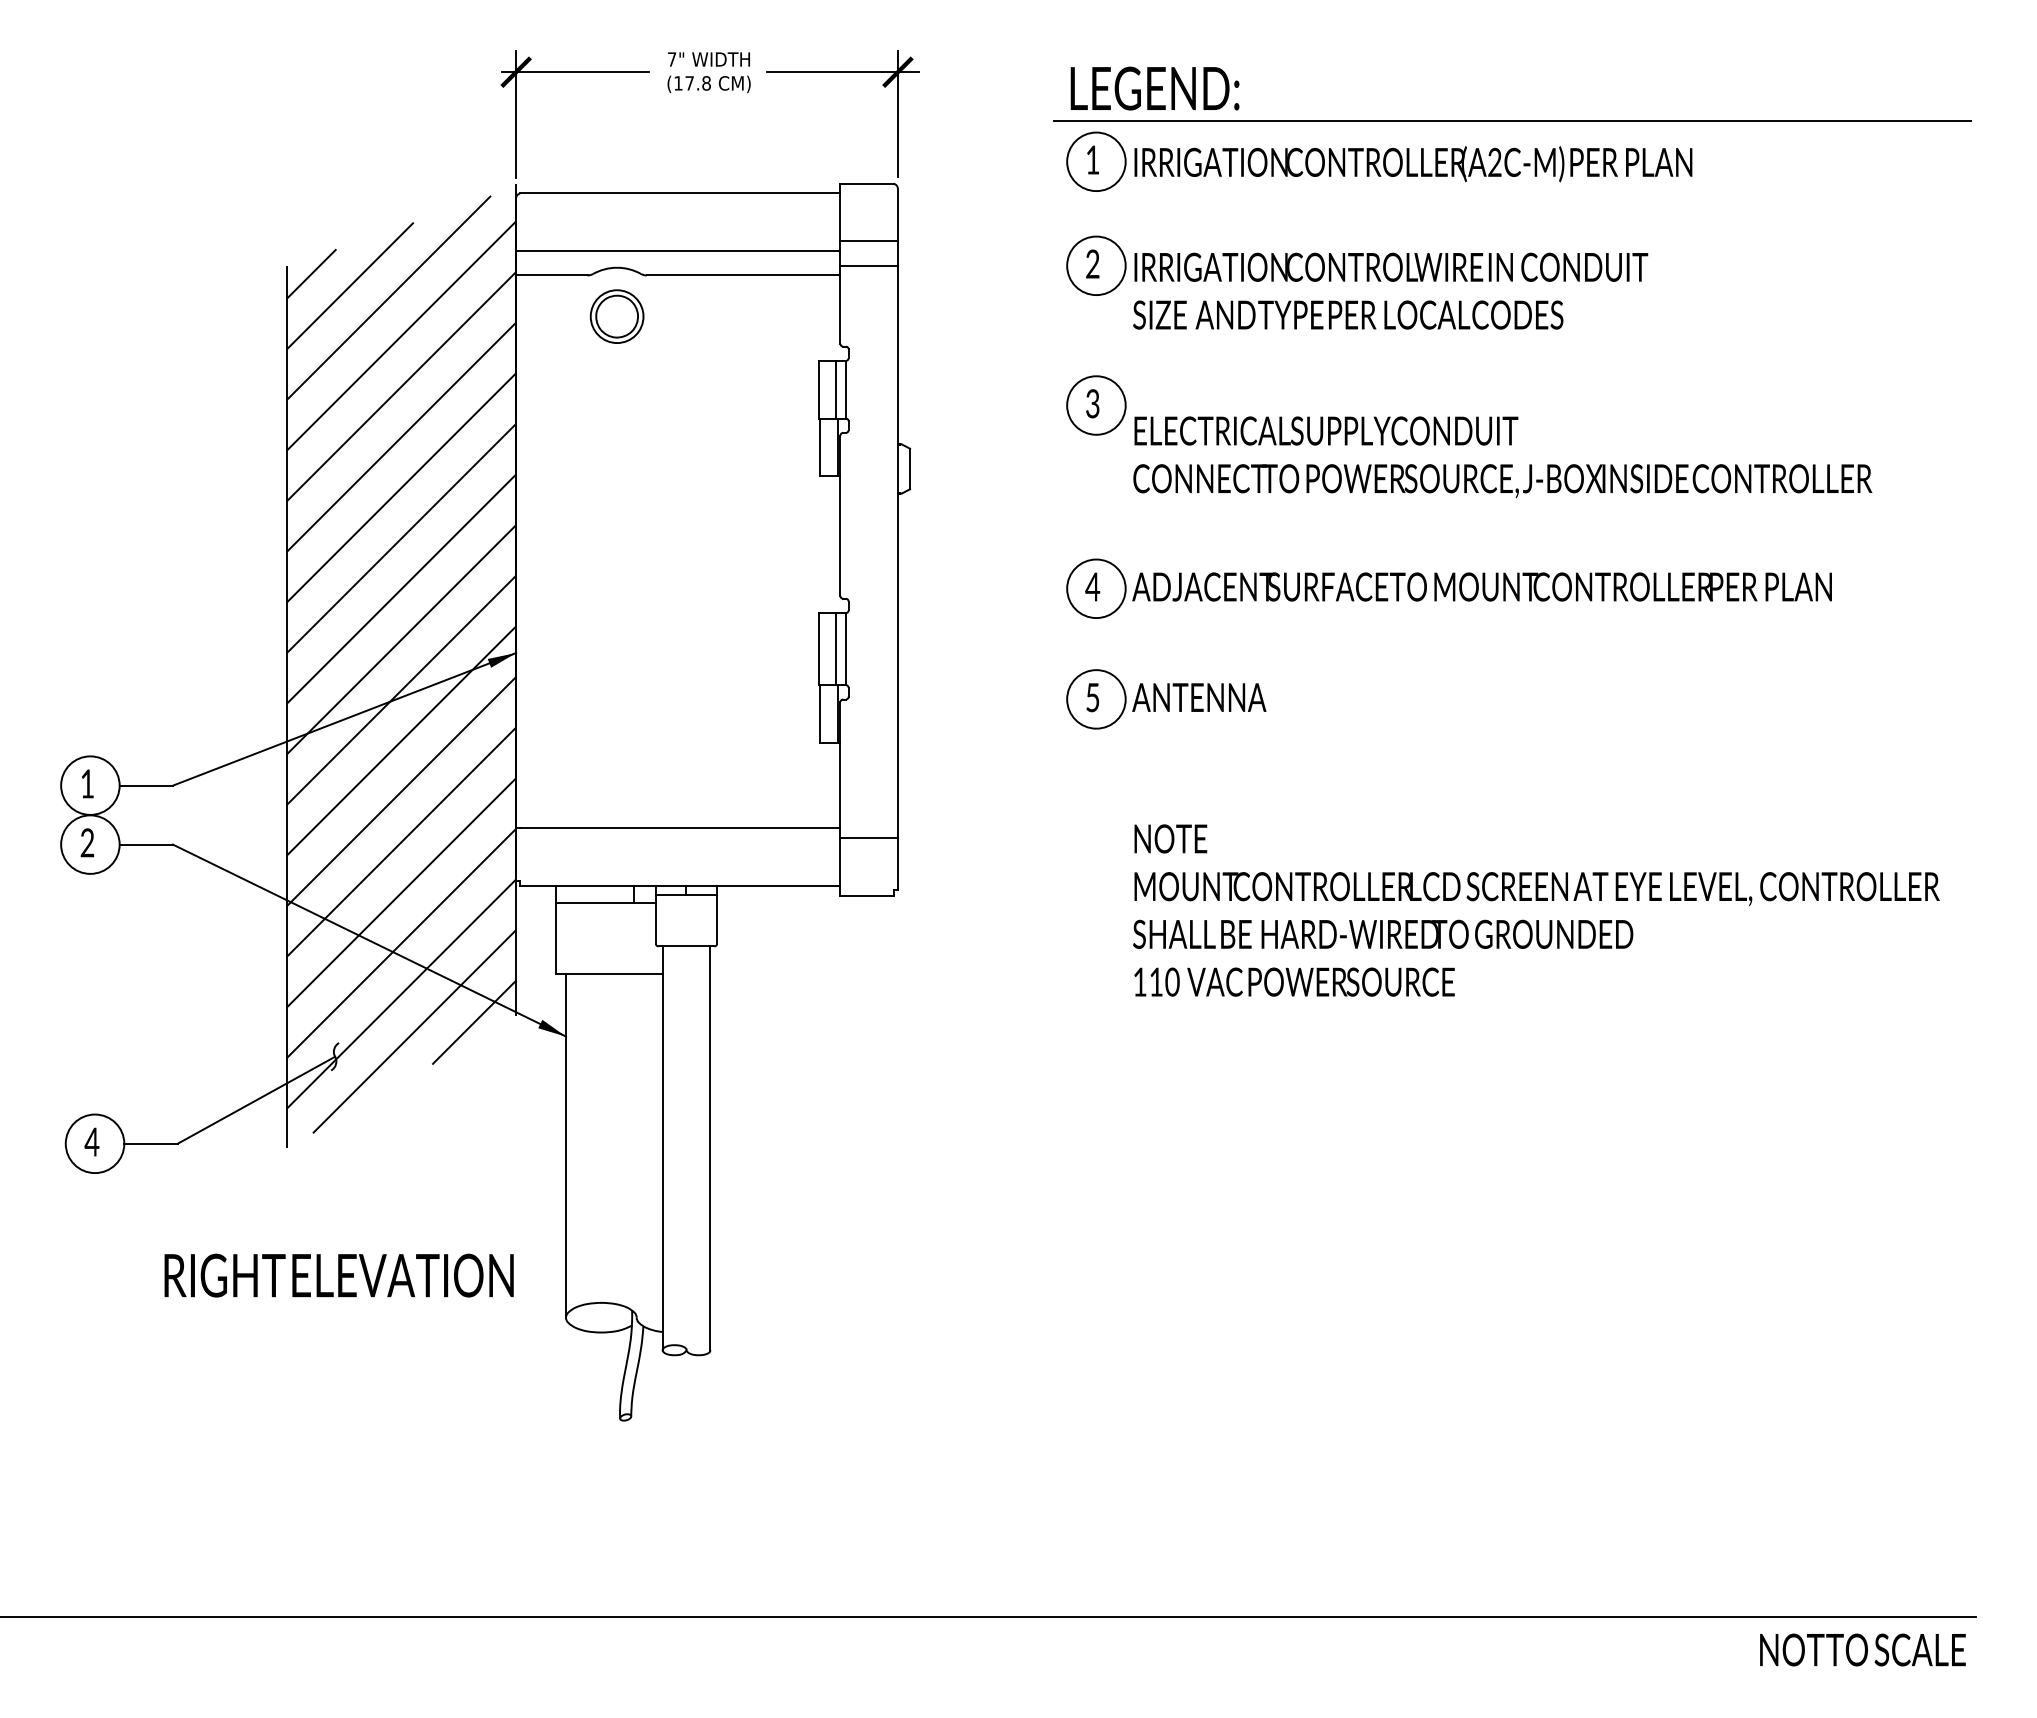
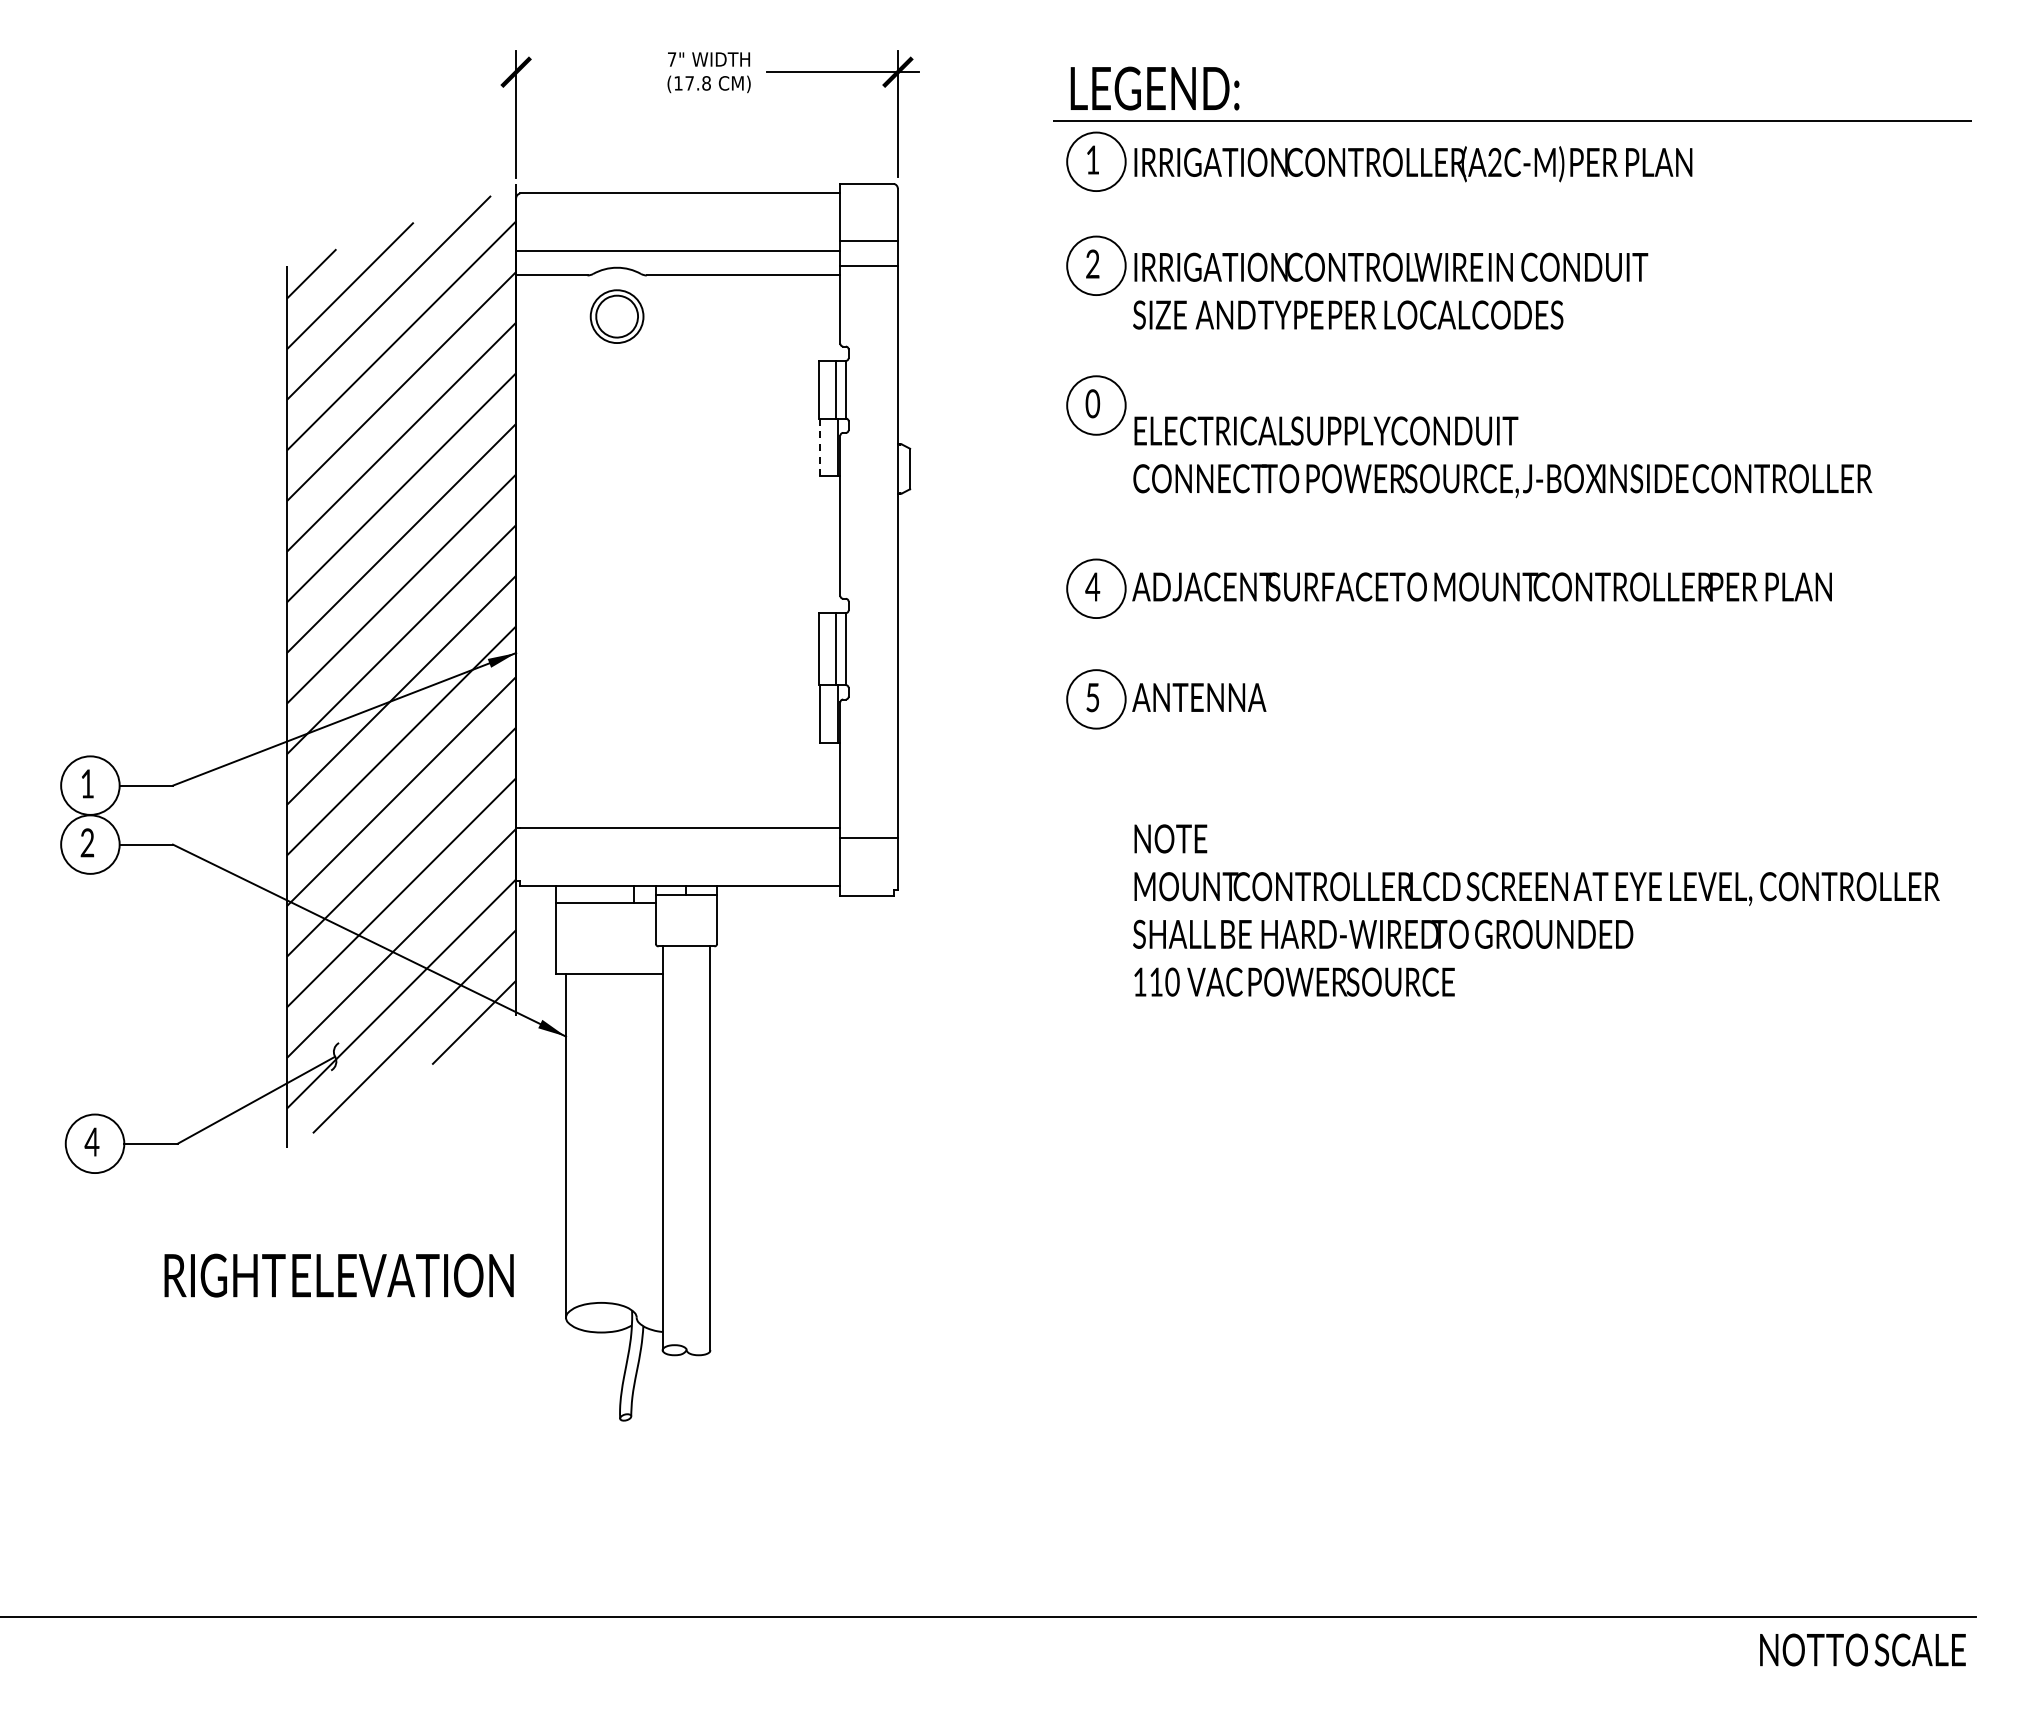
line: present -> none (575, 72)
text: 3 -> 0 (1092, 403)
line: solid -> dashed (819, 447)
